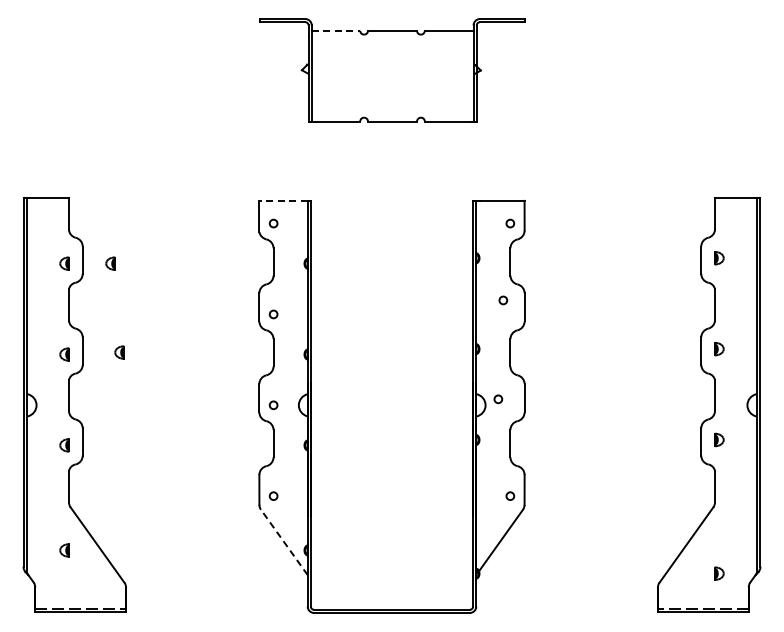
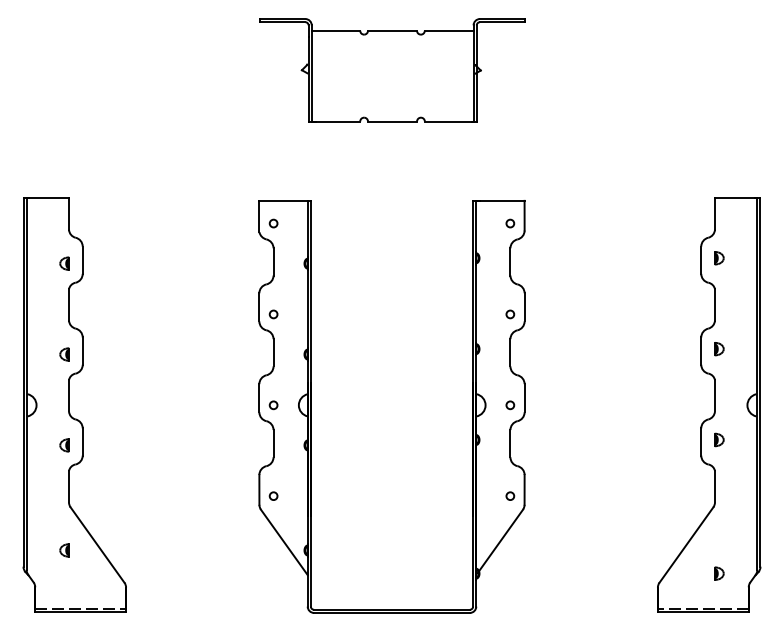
line: dashed -> solid (336, 30)
line: dashed -> solid (283, 200)
part: present -> none (110, 263)
circle position: (503, 300) -> (510, 314) (510, 314)
part: present -> none (119, 352)
circle position: (498, 399) -> (510, 405) (510, 405)
line: dashed -> solid (284, 542)
